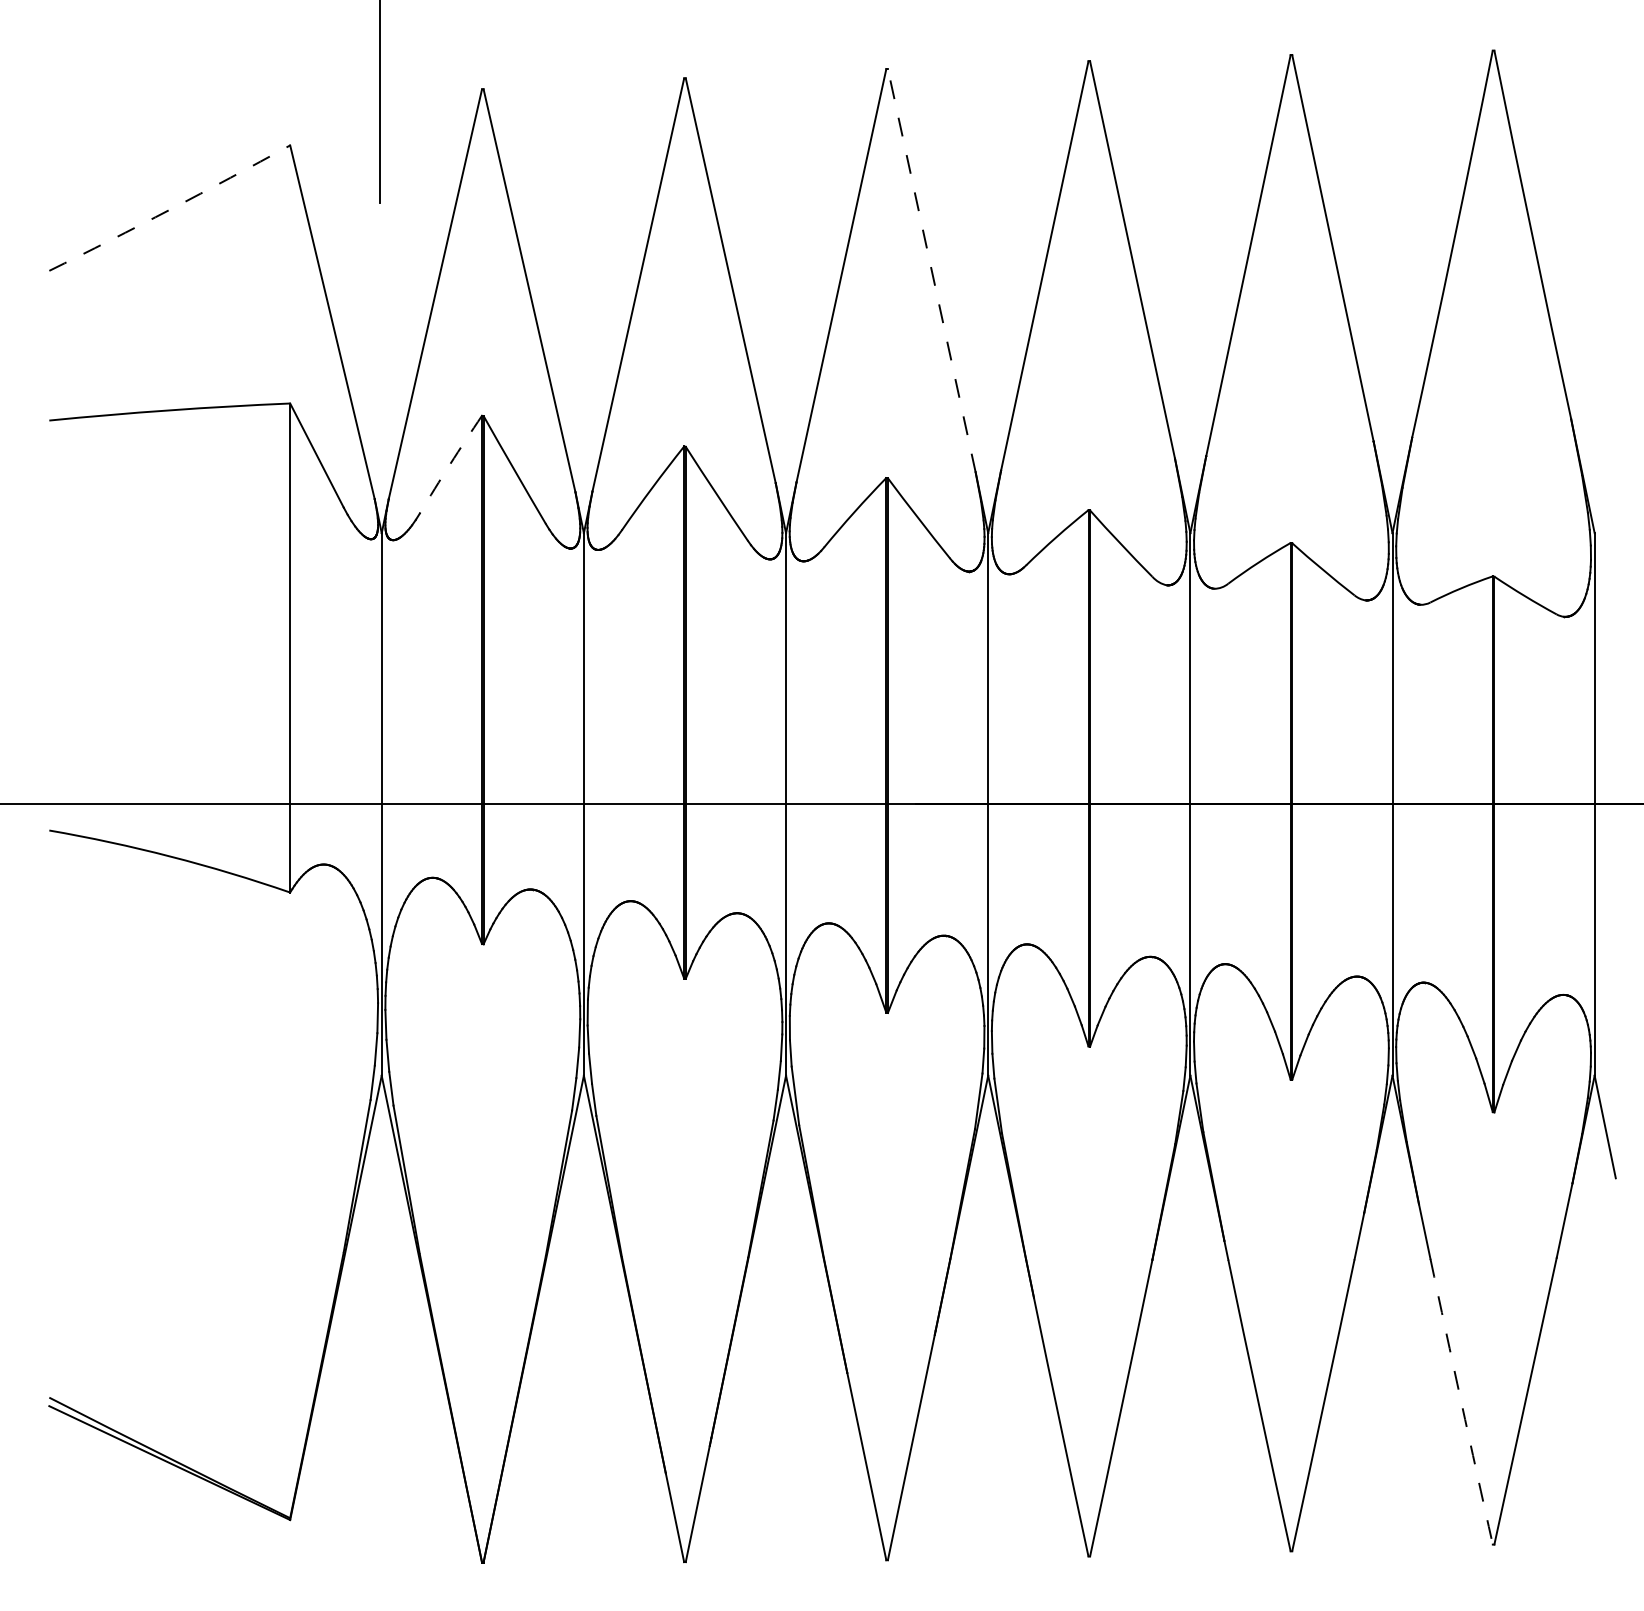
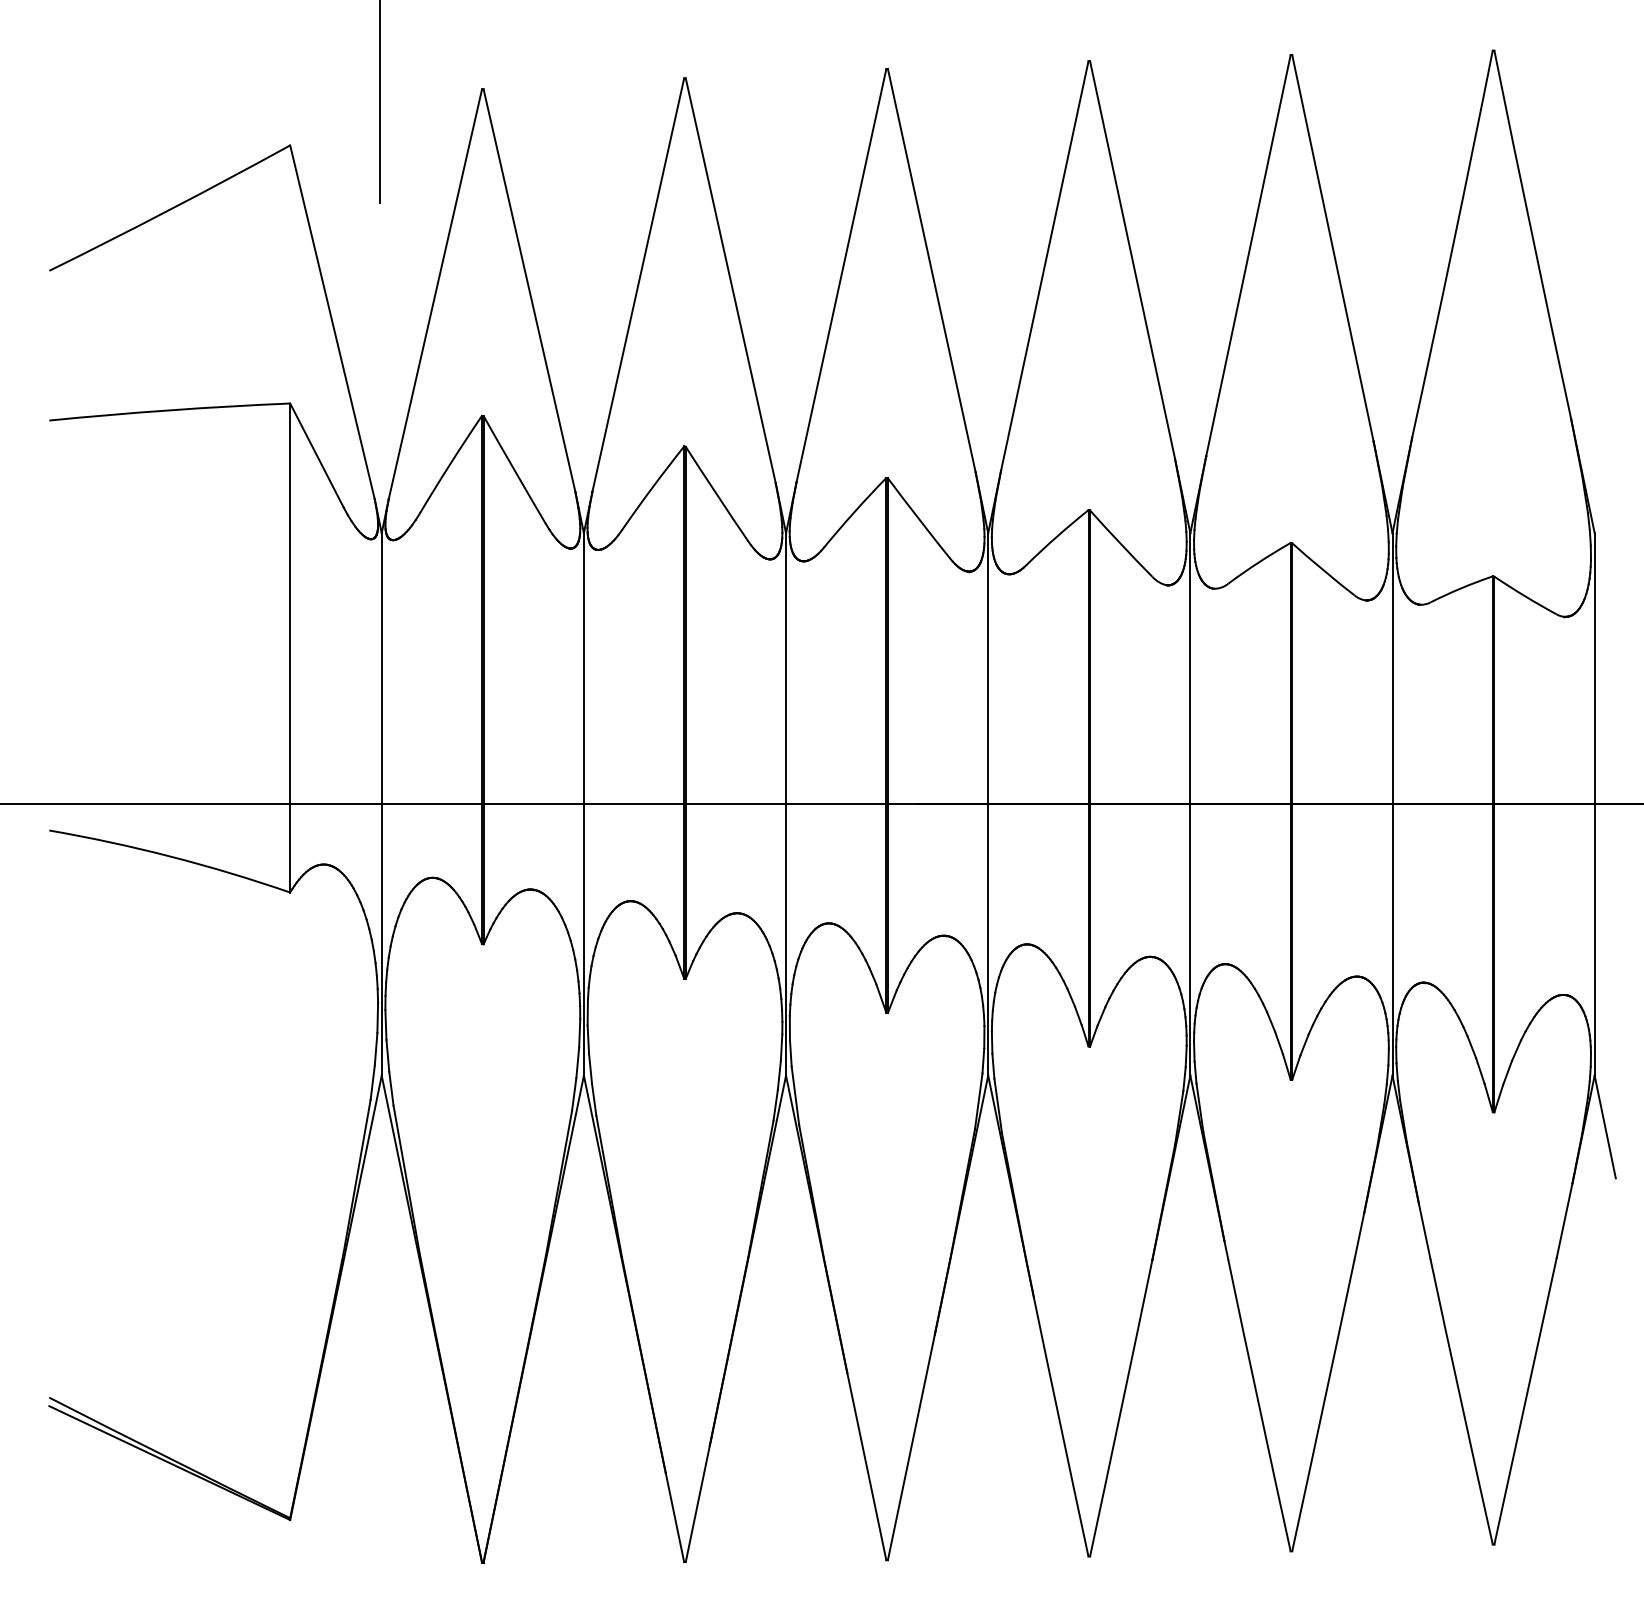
arc: dashed -> solid (170, 209)
line: dashed -> solid (931, 270)
arc: dashed -> solid (450, 464)
arc: dashed -> solid (1461, 1401)
